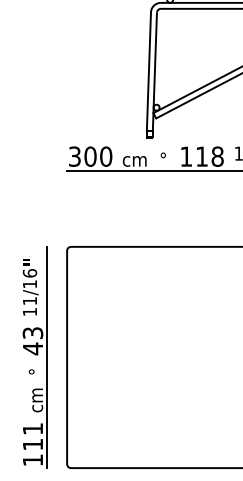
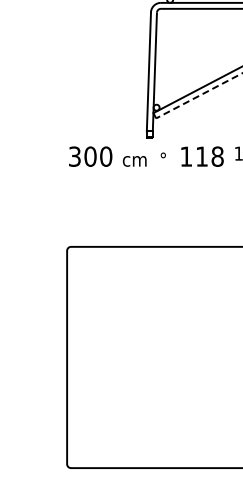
line: solid -> dashed (199, 95)
line: present -> none (153, 171)
part: present -> none (34, 357)
